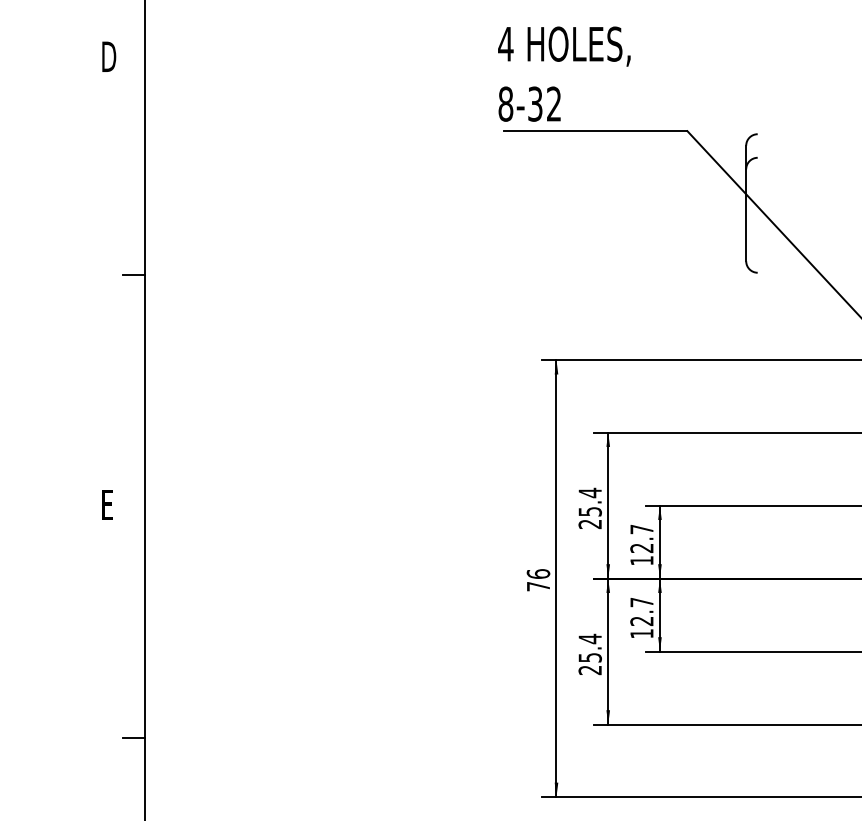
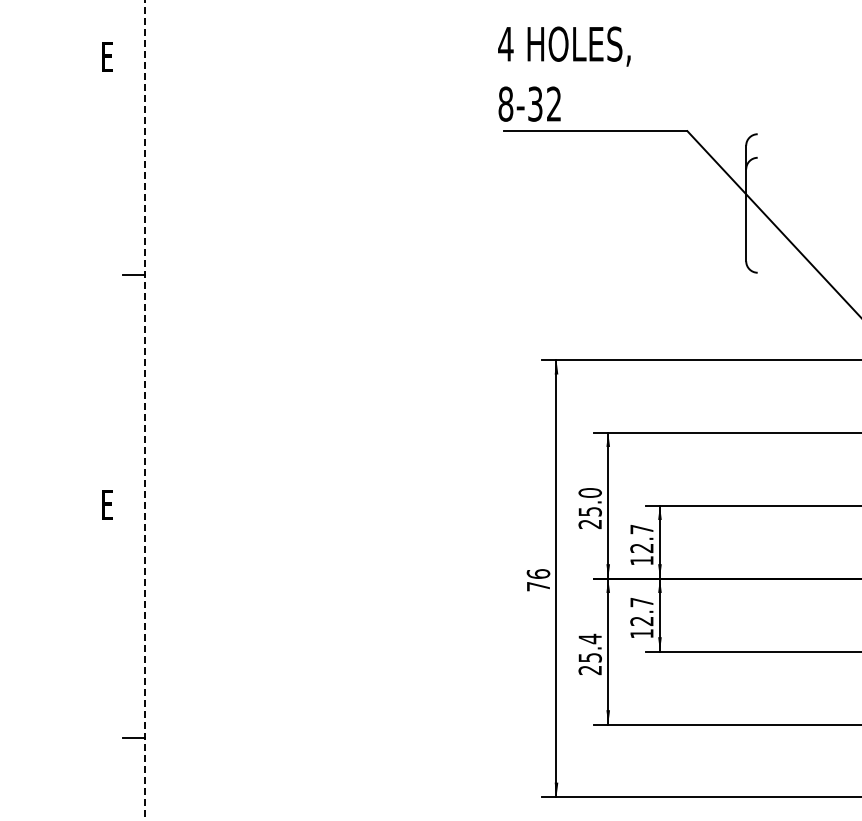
text: D -> E (109, 56)
line: solid -> dashed (144, 410)
text: 25.4 -> 25.0 (589, 492)
